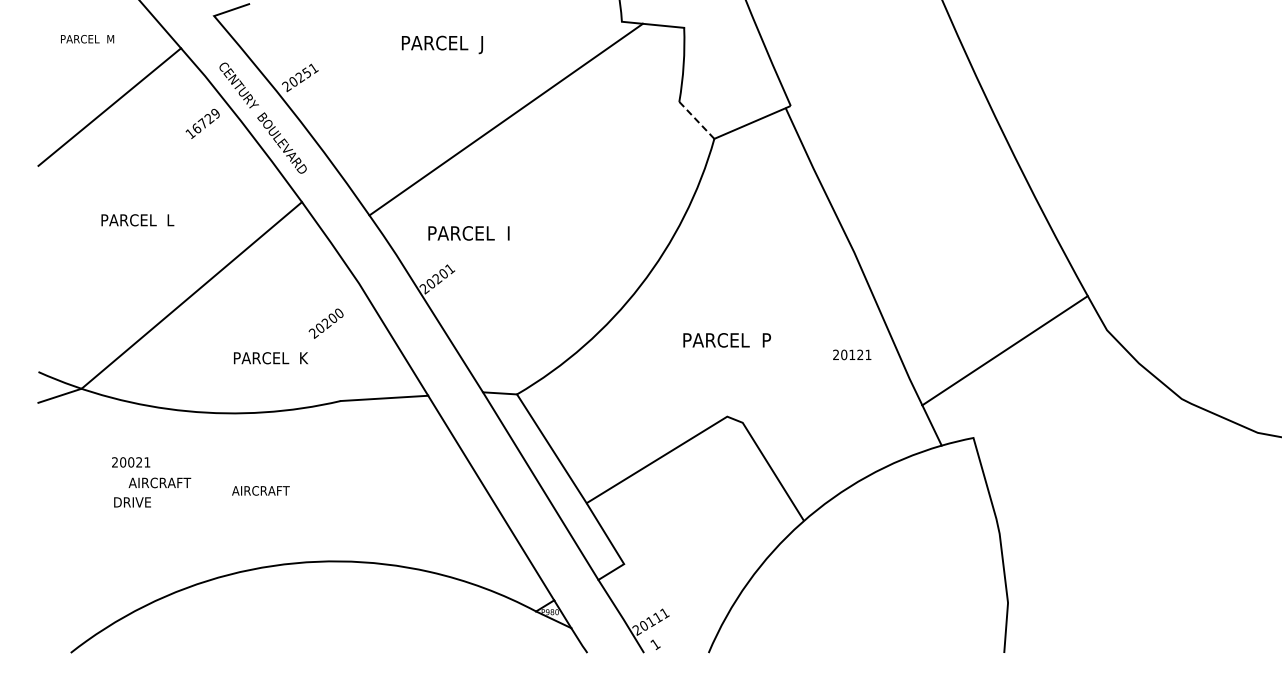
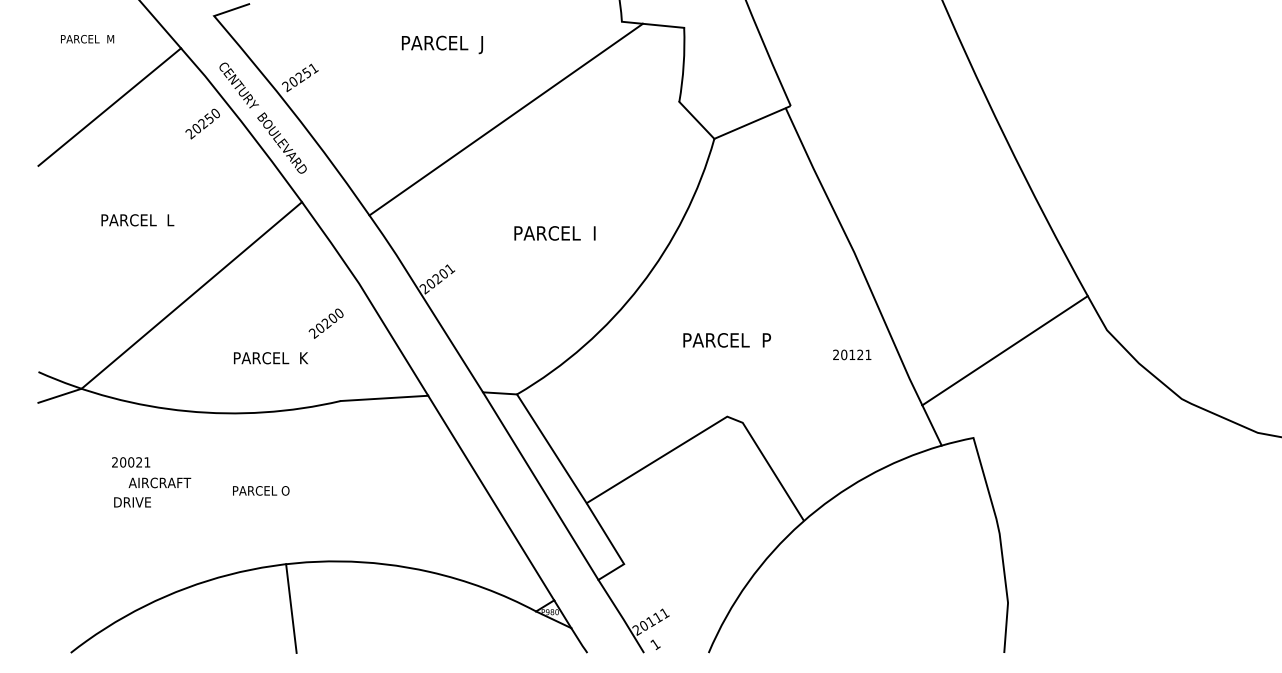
line: dashed -> solid (697, 120)
text: 16729 -> 20250 (202, 124)
text position: (468, 233) -> (554, 233) (554, 233)
text: AIRCRAFT -> PARCEL O (260, 490)
line: none -> present (291, 608)
